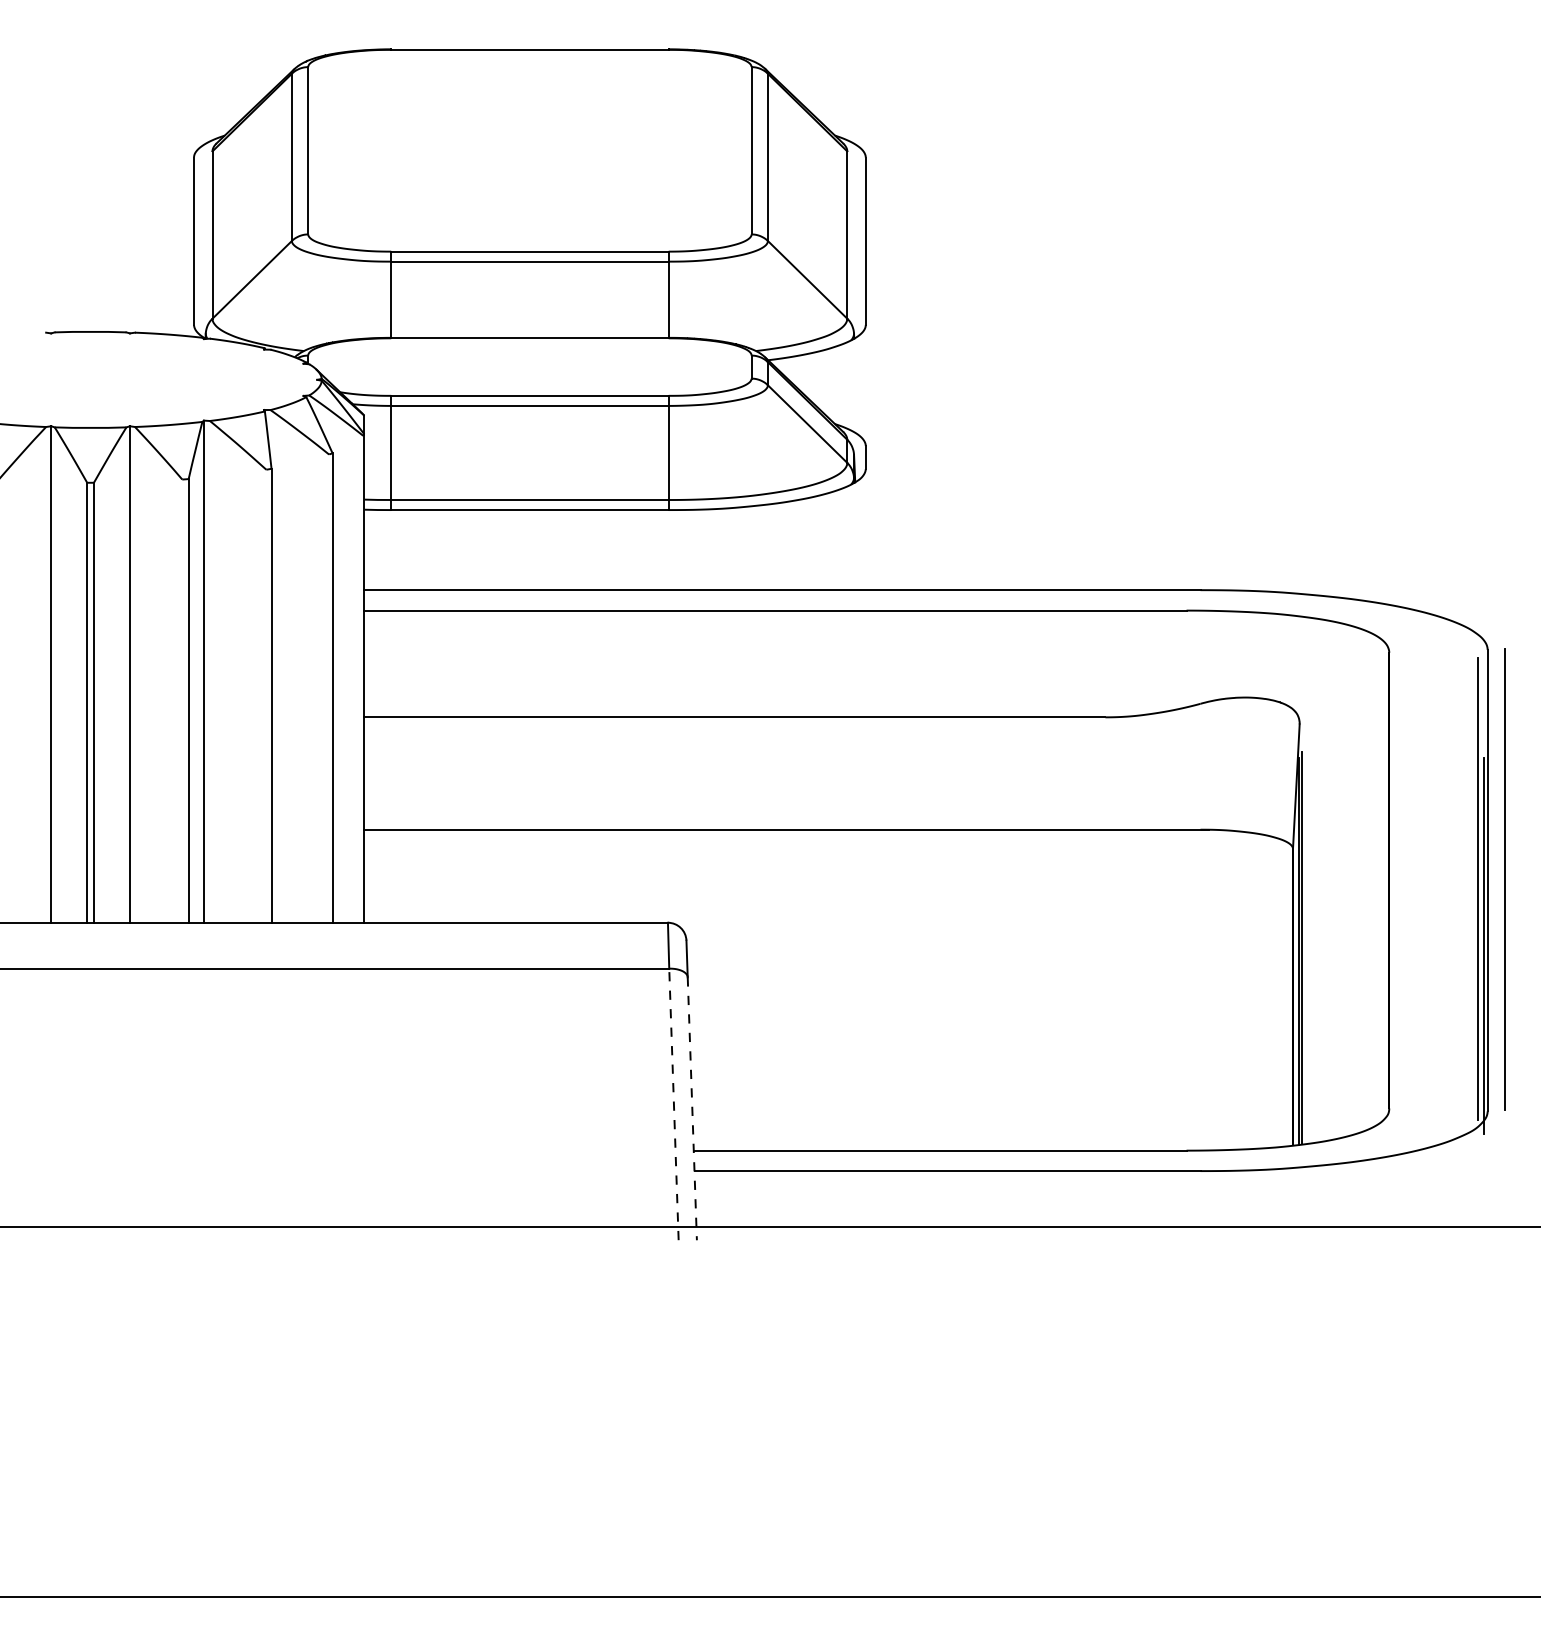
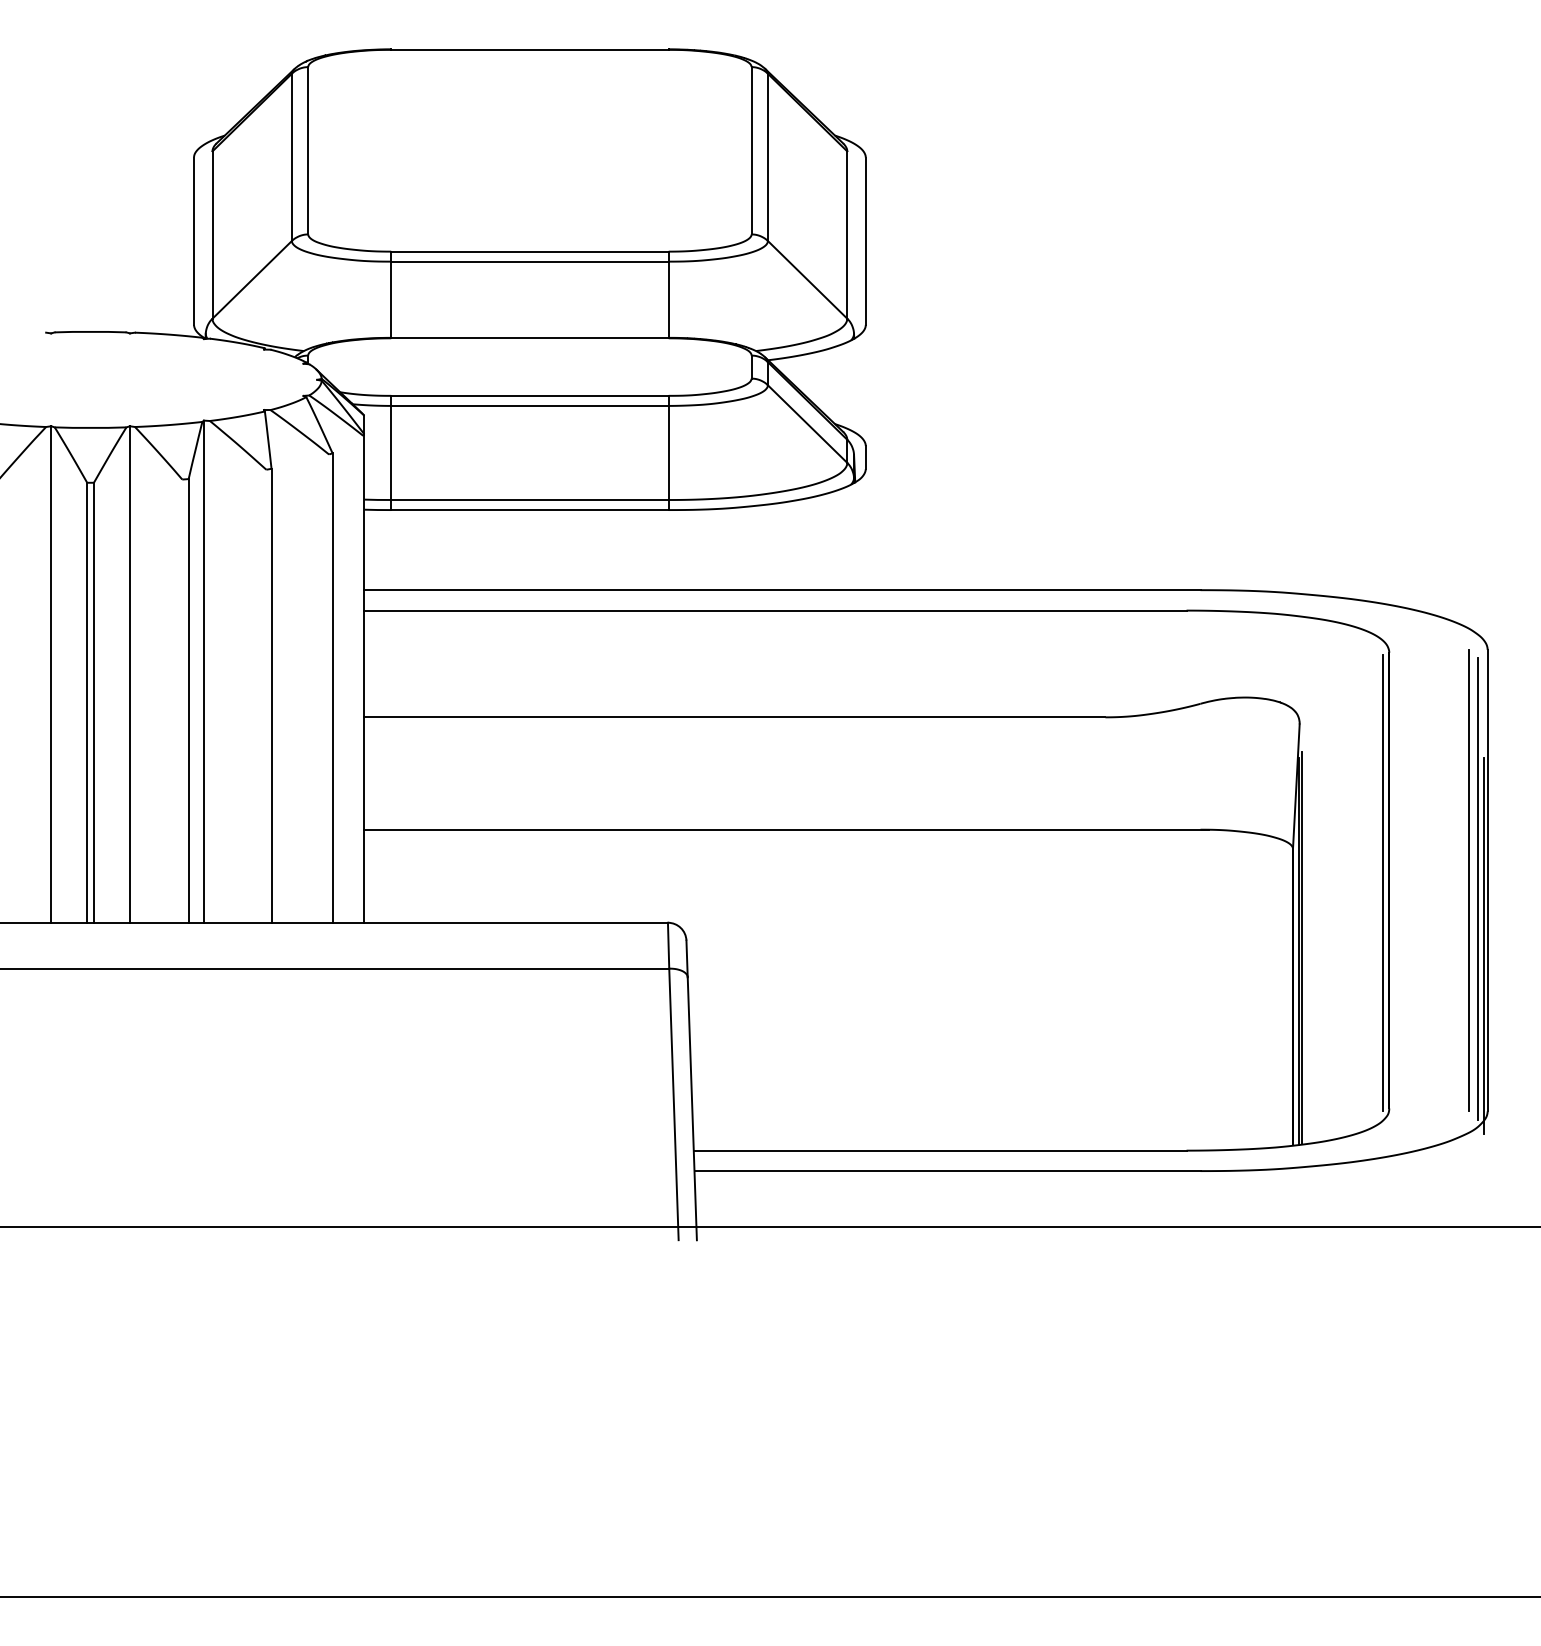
line position: (1504, 879) -> (1468, 880) (1468, 880)
line: none -> present (1382, 883)
line: dashed -> solid (673, 1104)
line: dashed -> solid (692, 1108)
